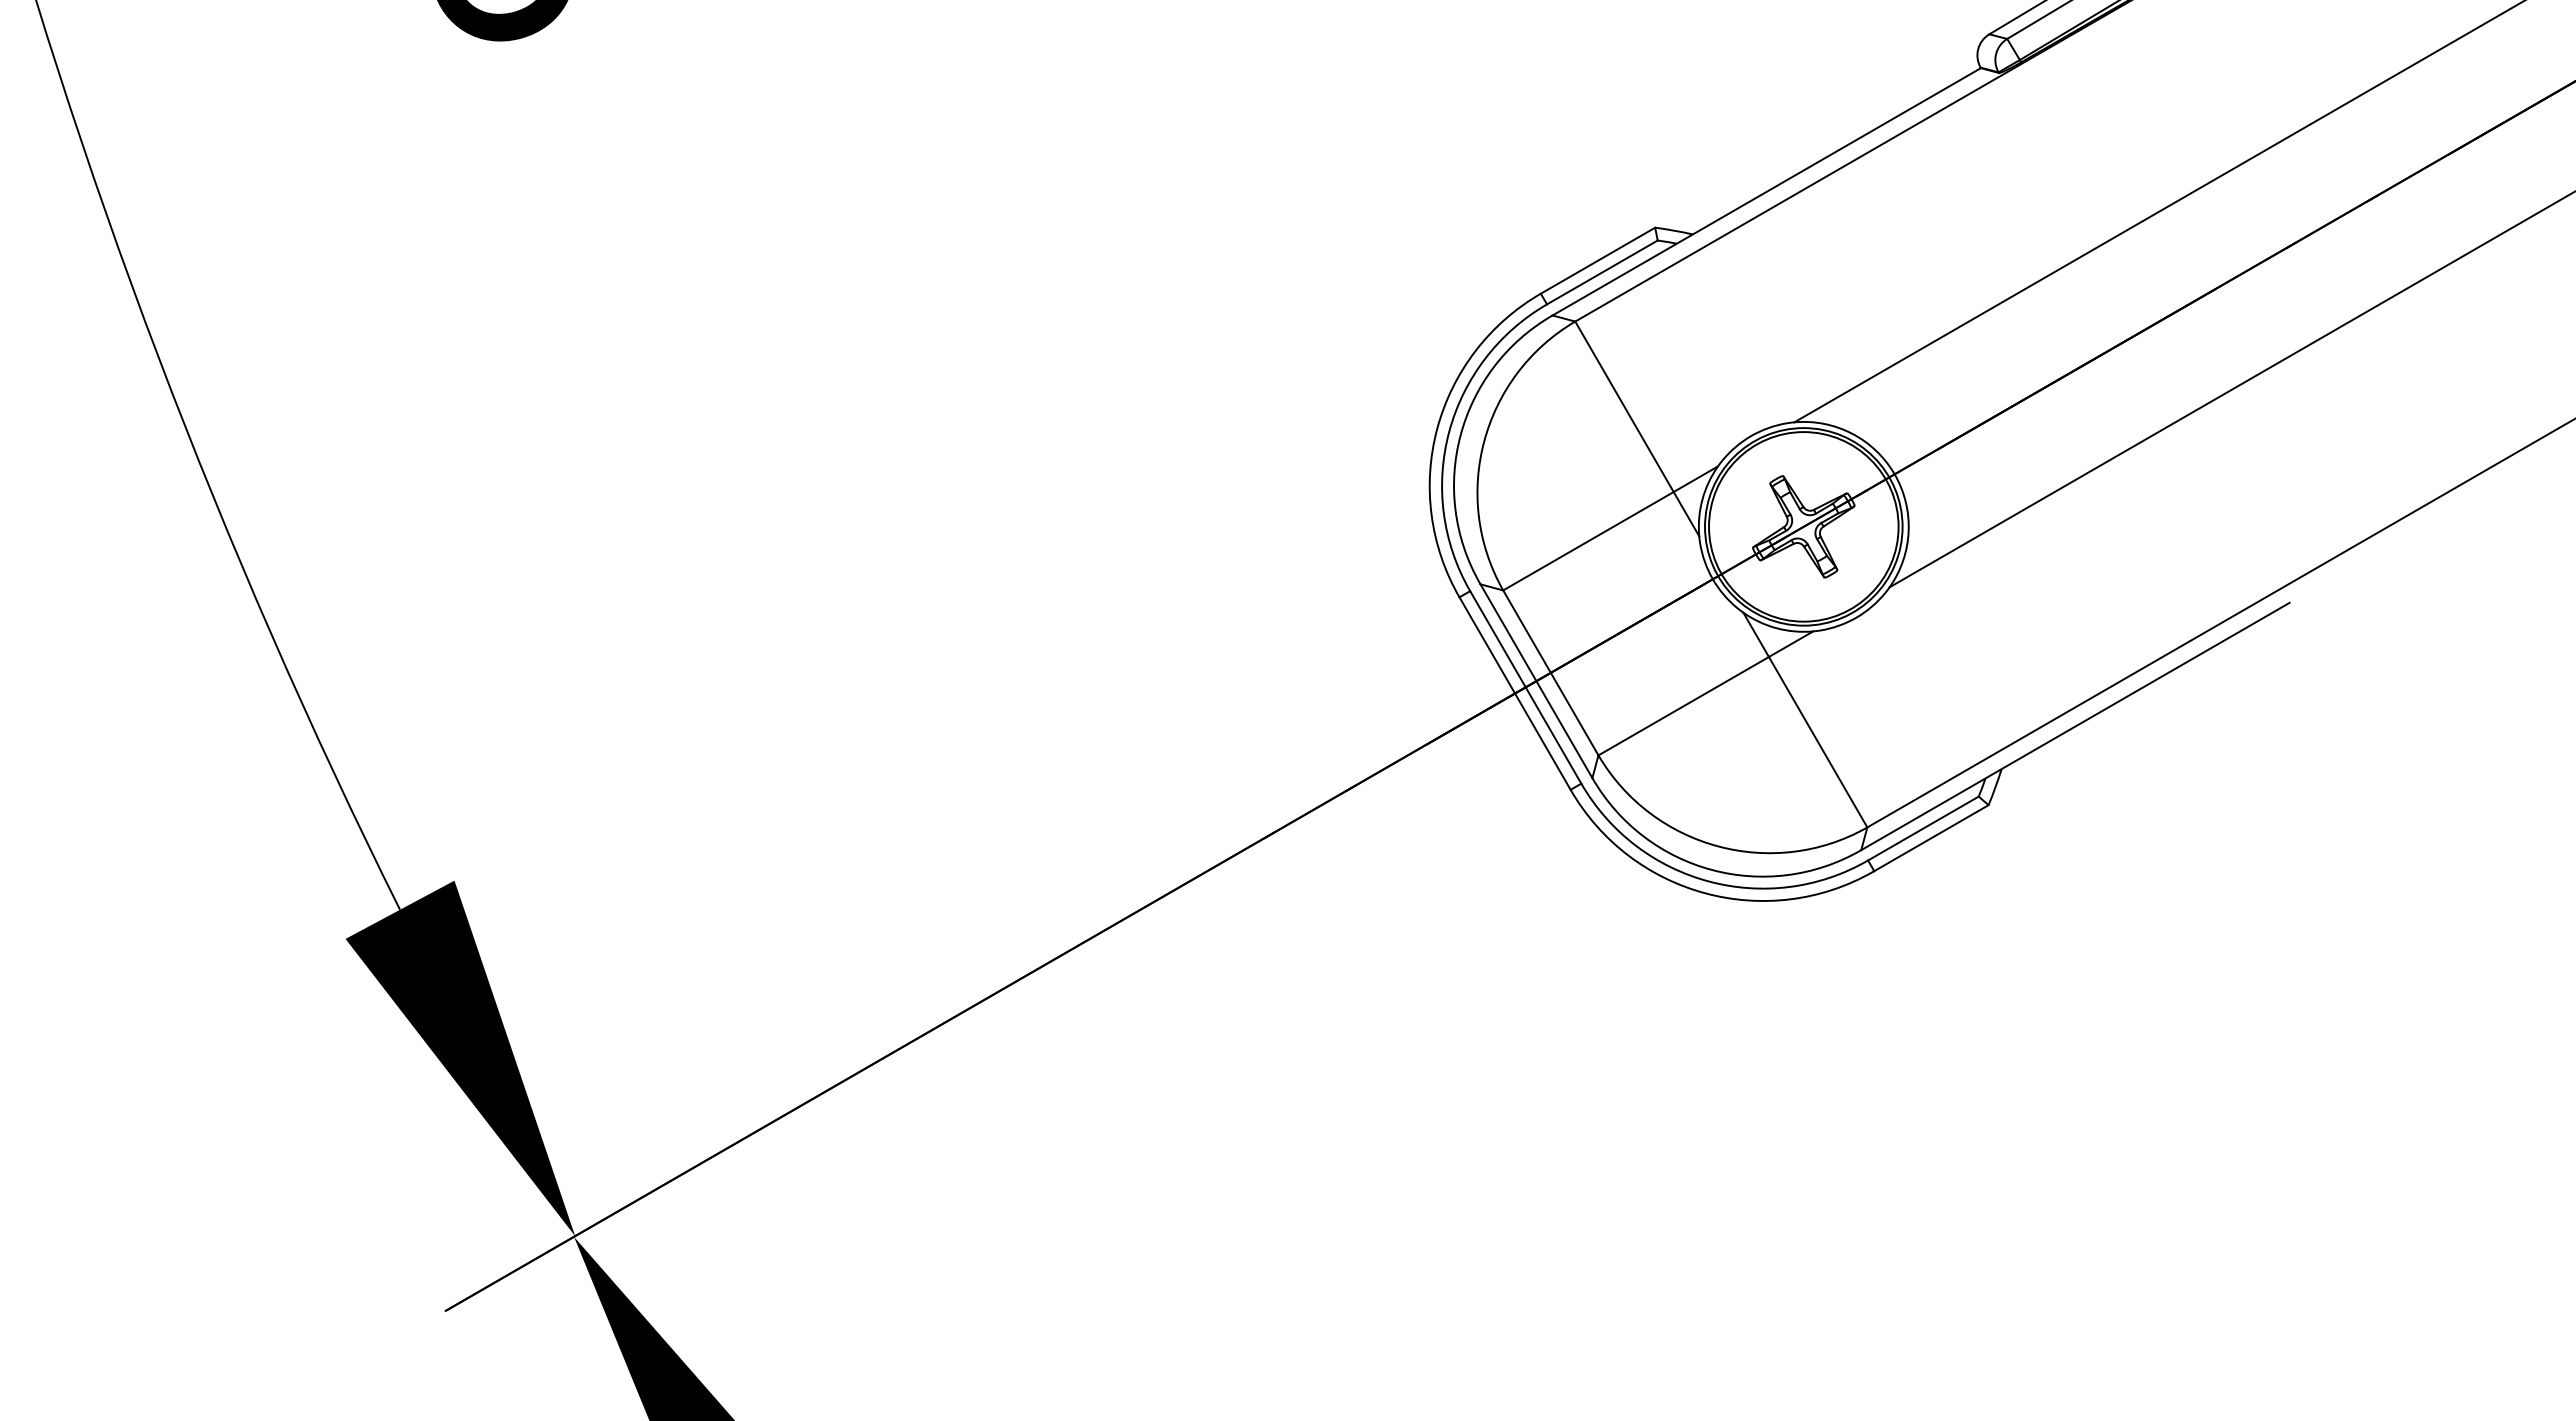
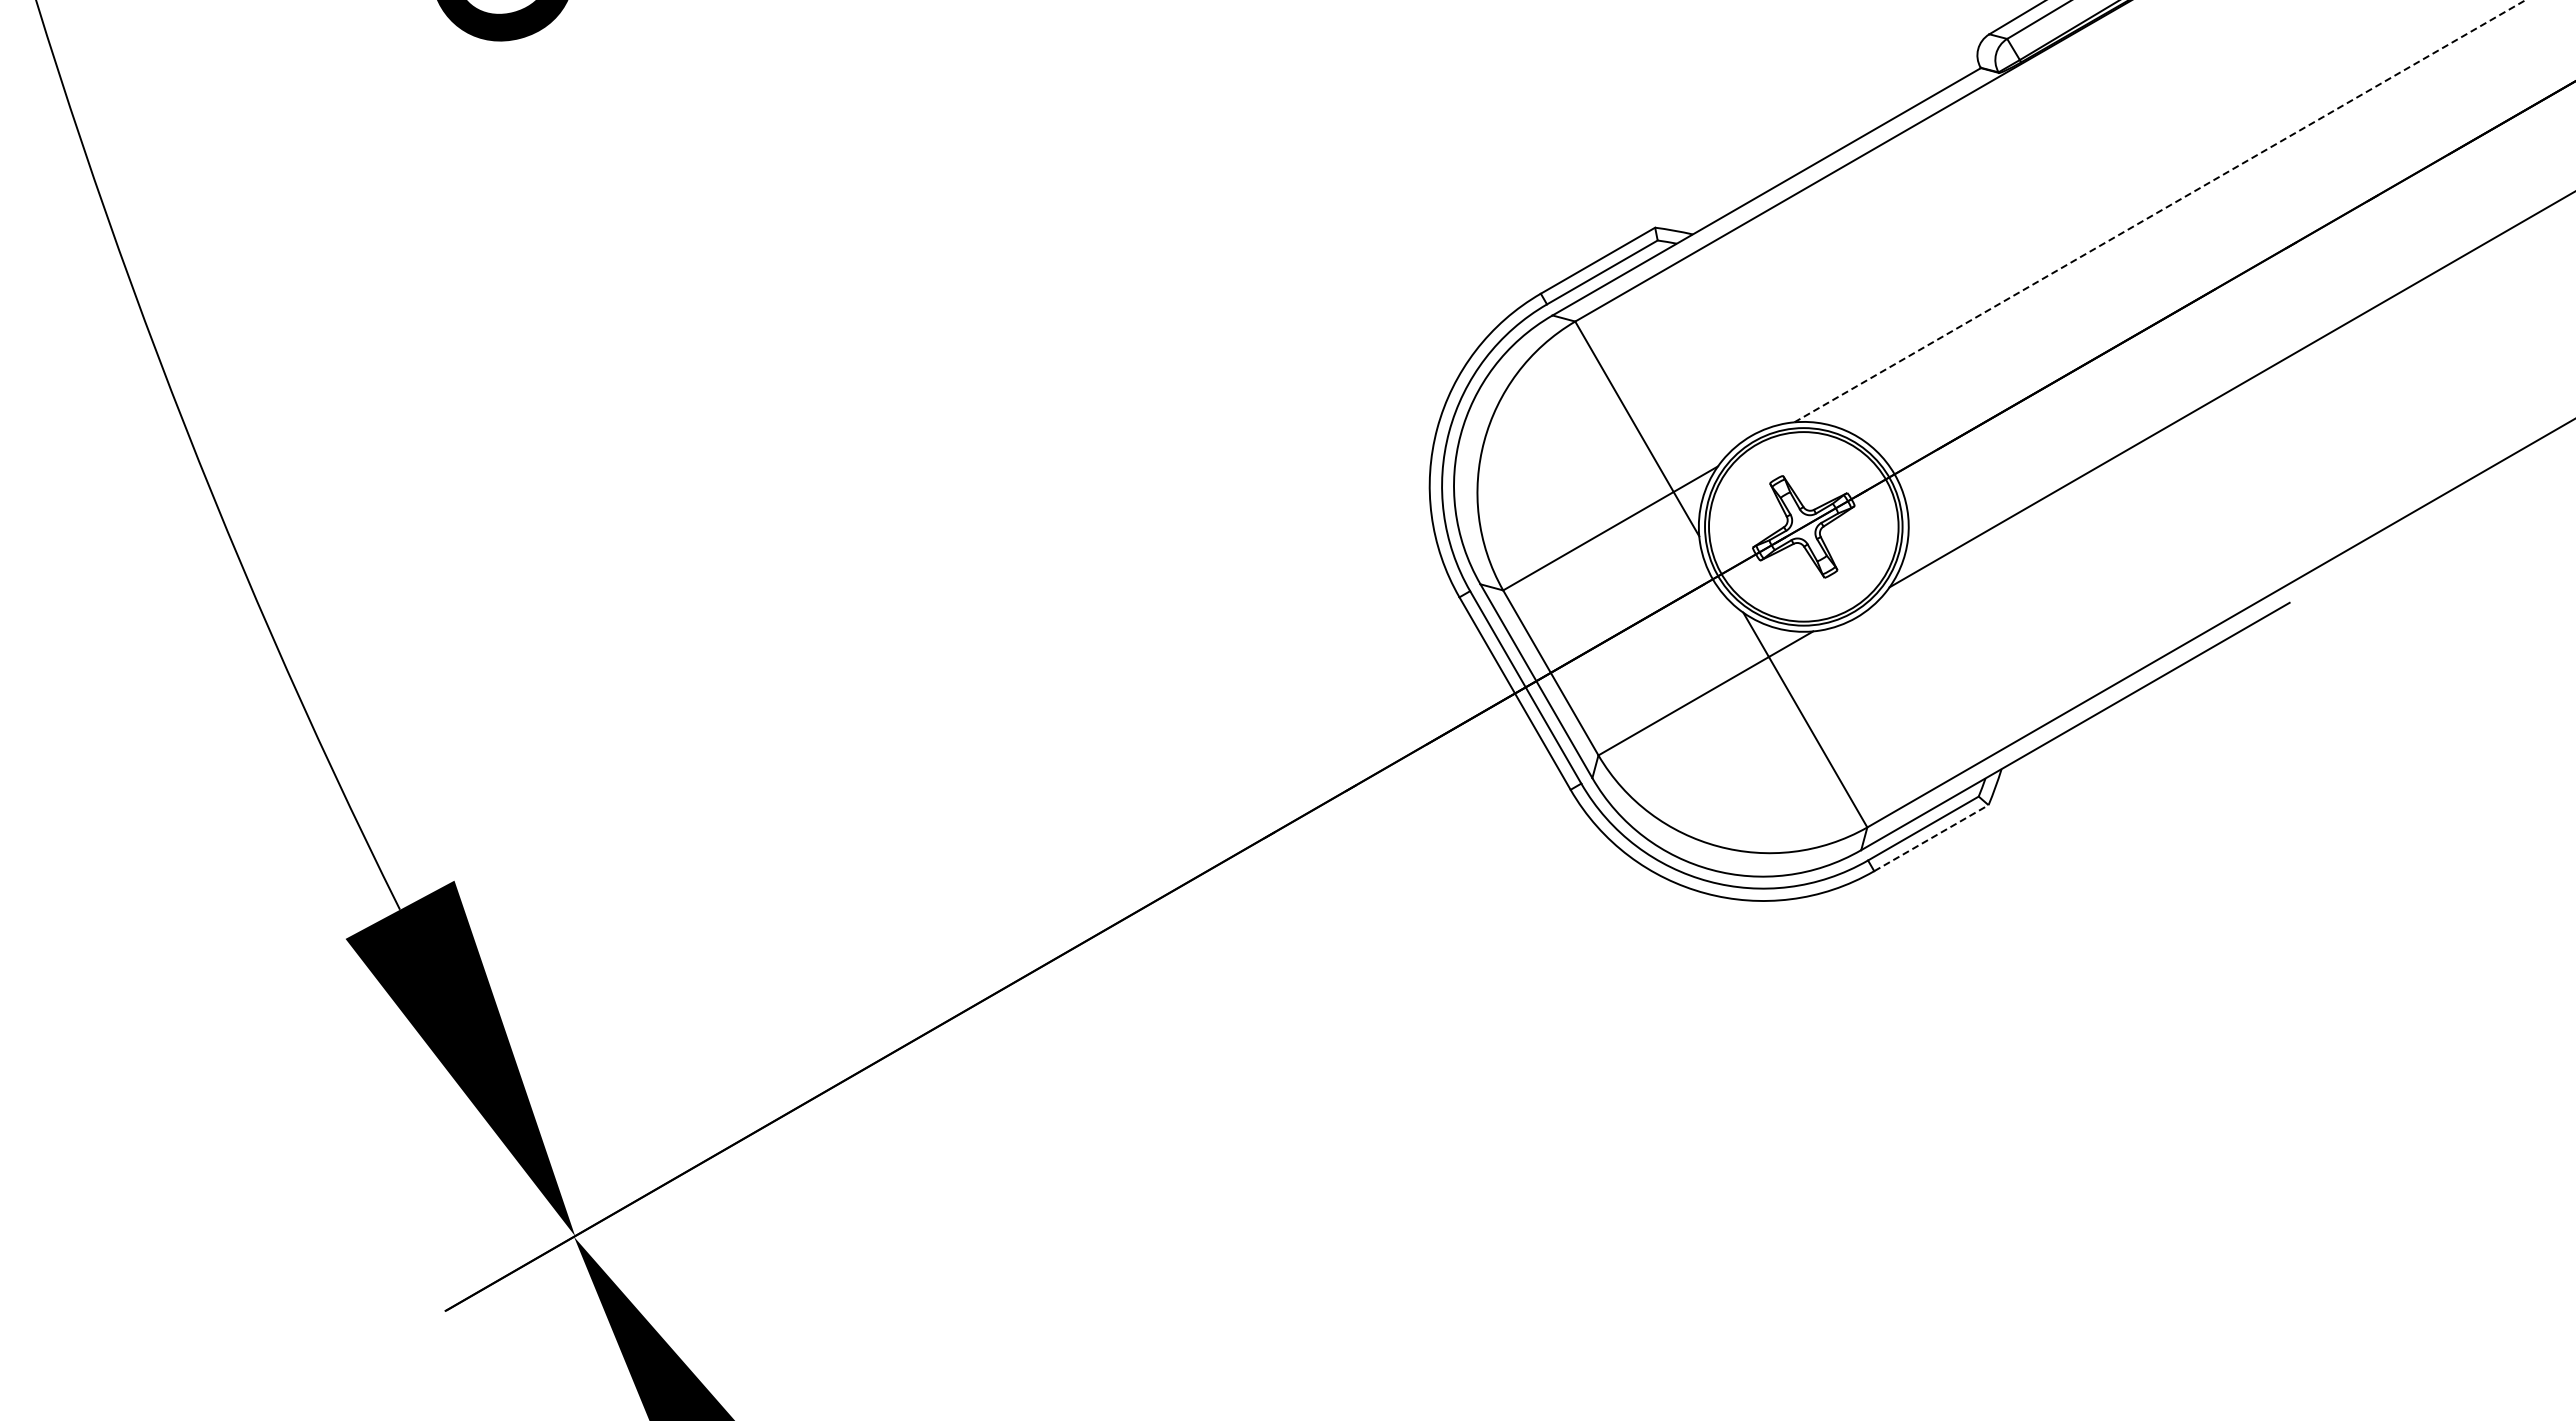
line: solid -> dashed (2159, 211)
line: solid -> dashed (1931, 838)
